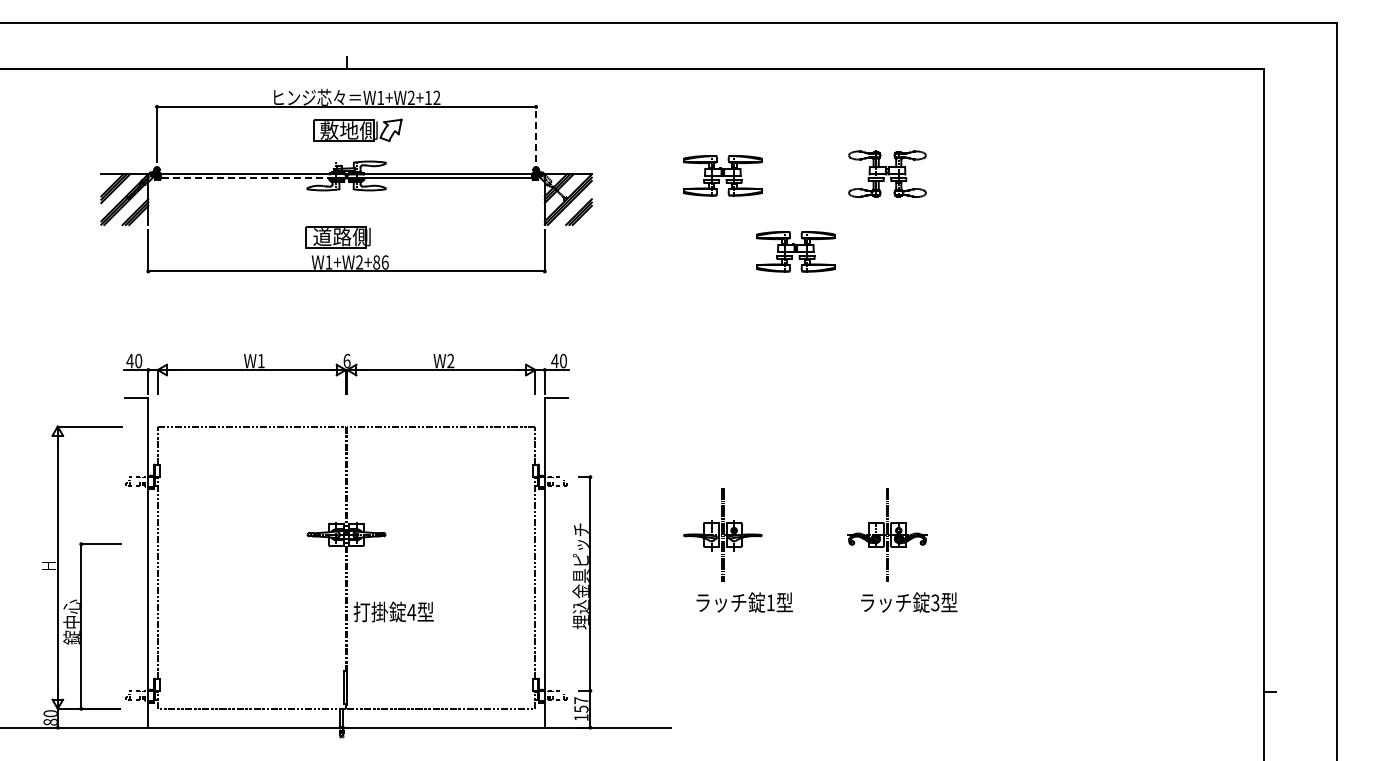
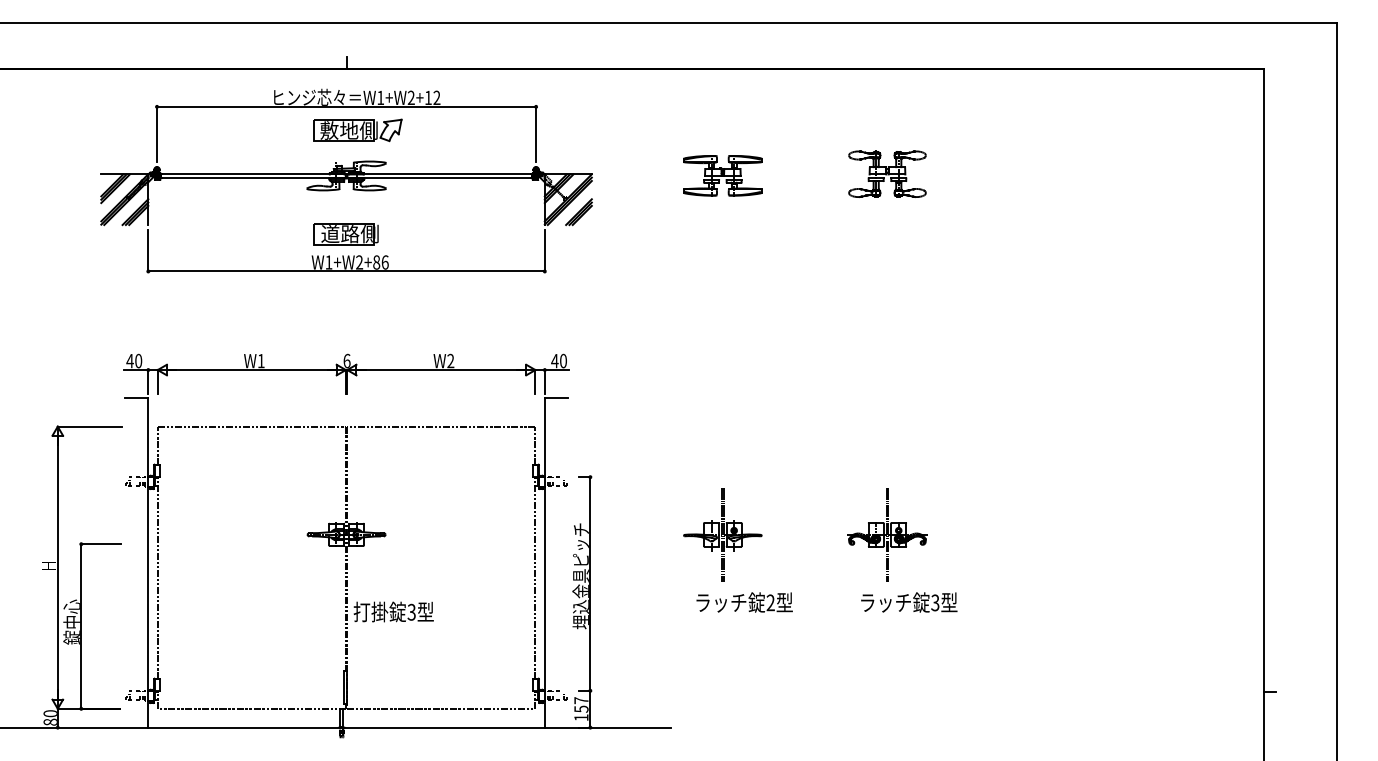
line: dashed -> solid (536, 134)
line: dashed -> solid (254, 178)
part position: (337, 237) -> (345, 234) (345, 234)
part: present -> none (795, 251)
text: 1 -> 2 (770, 602)
text: 4 -> 3 (411, 611)
